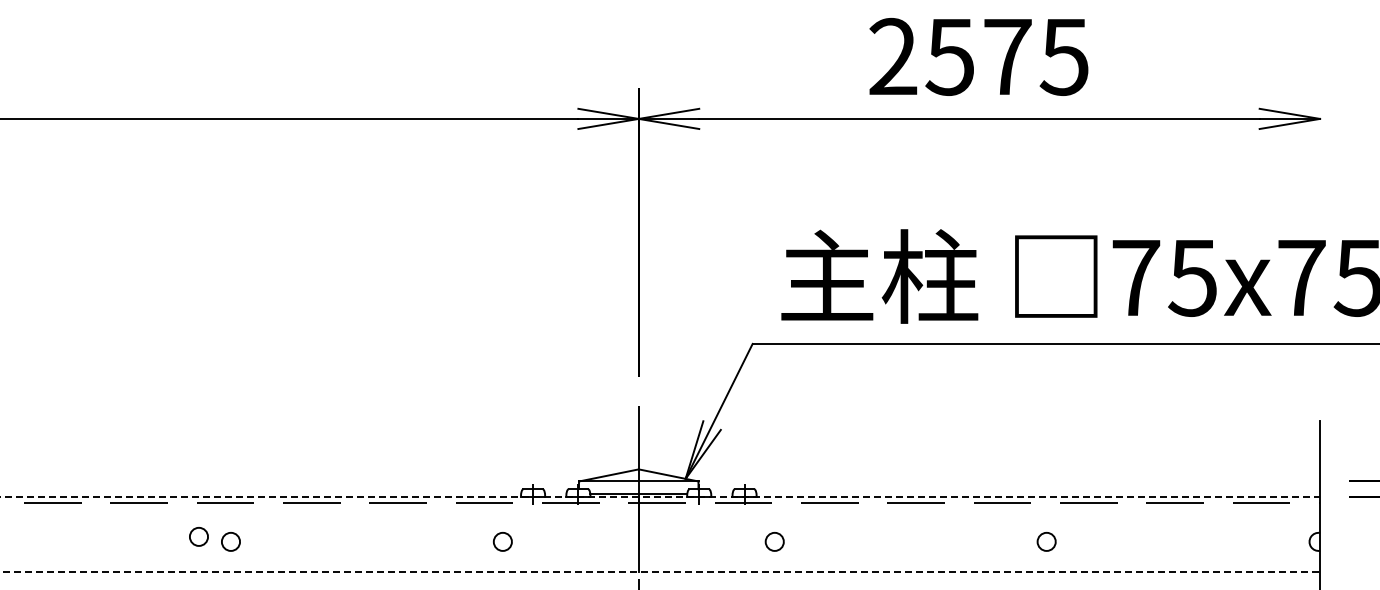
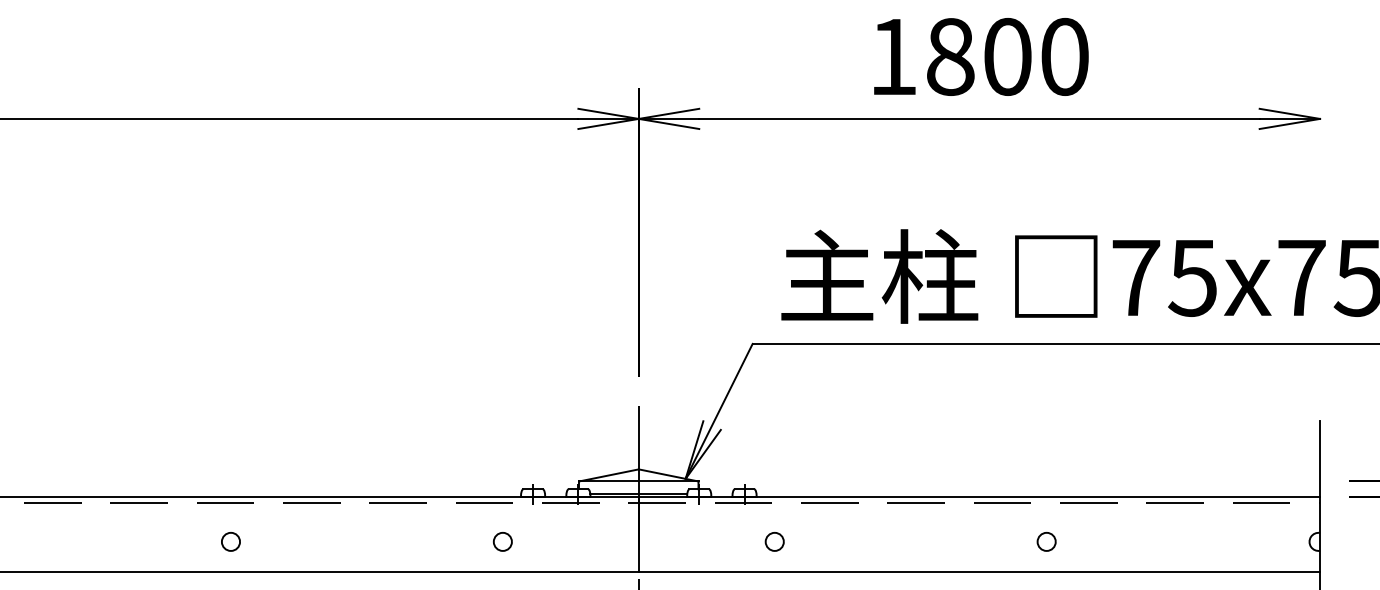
text: 2575 -> 1800 (978, 56)
line: dashed -> solid (660, 496)
circle: present -> none (198, 536)
line: dashed -> solid (660, 572)
